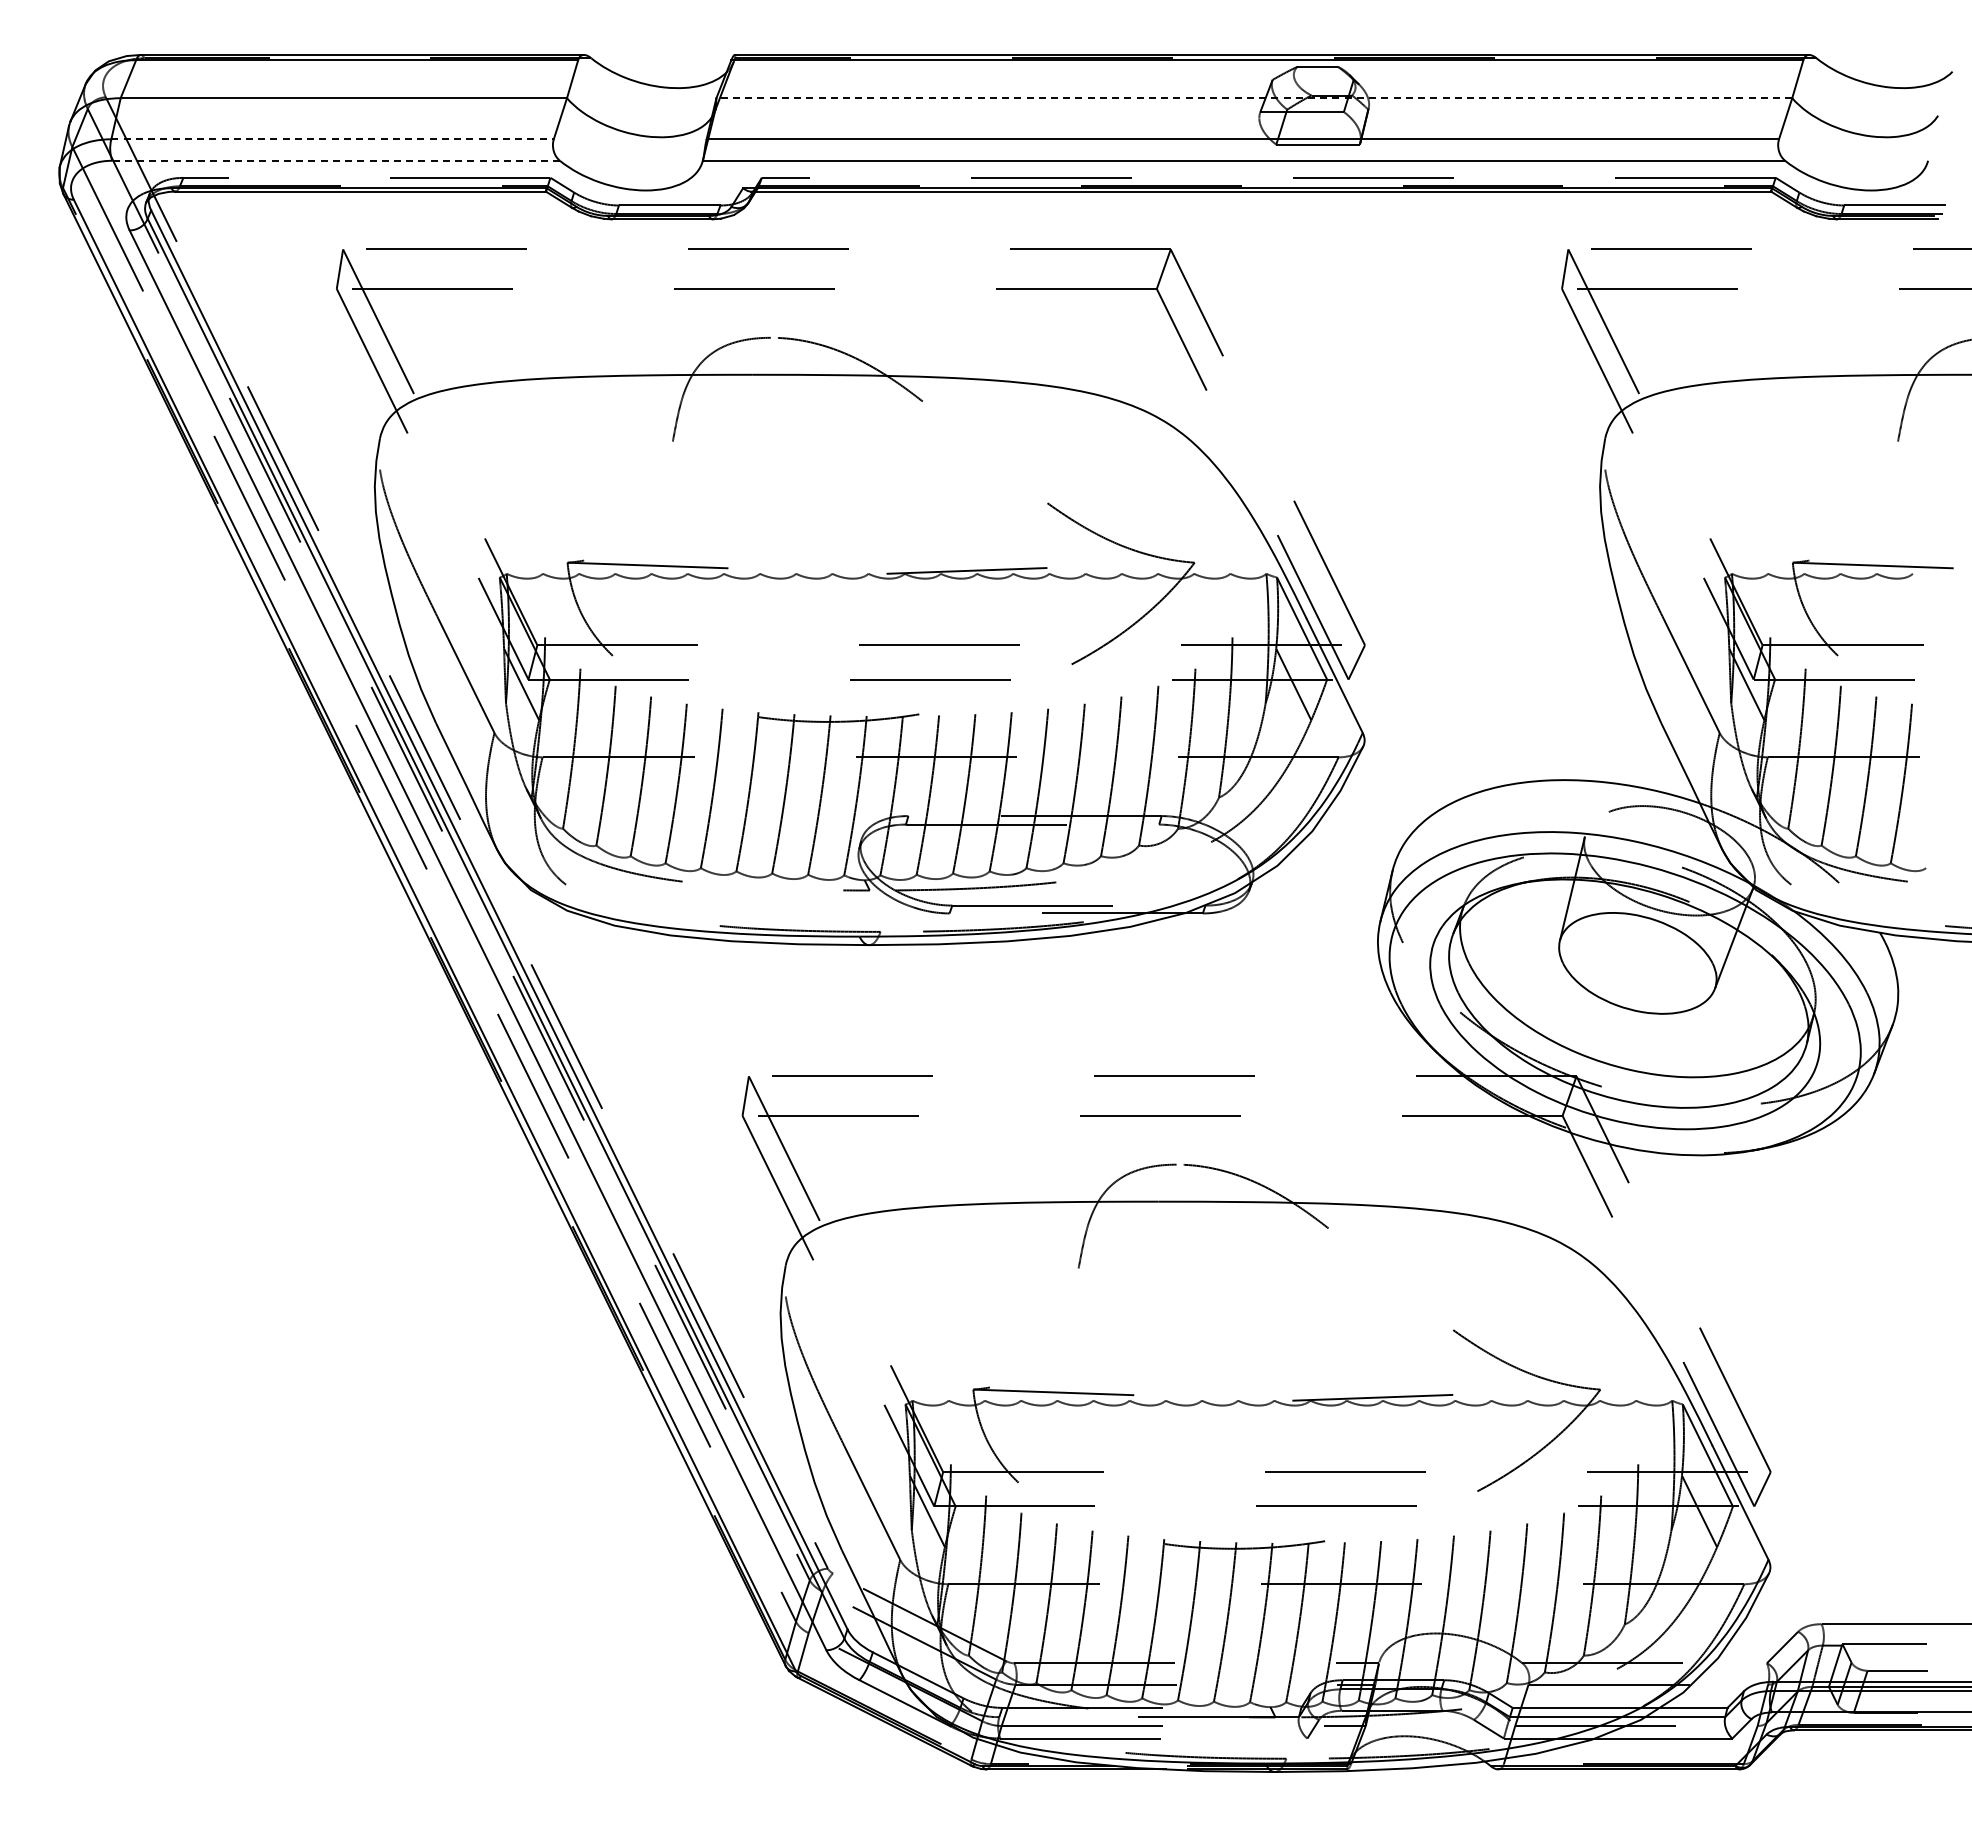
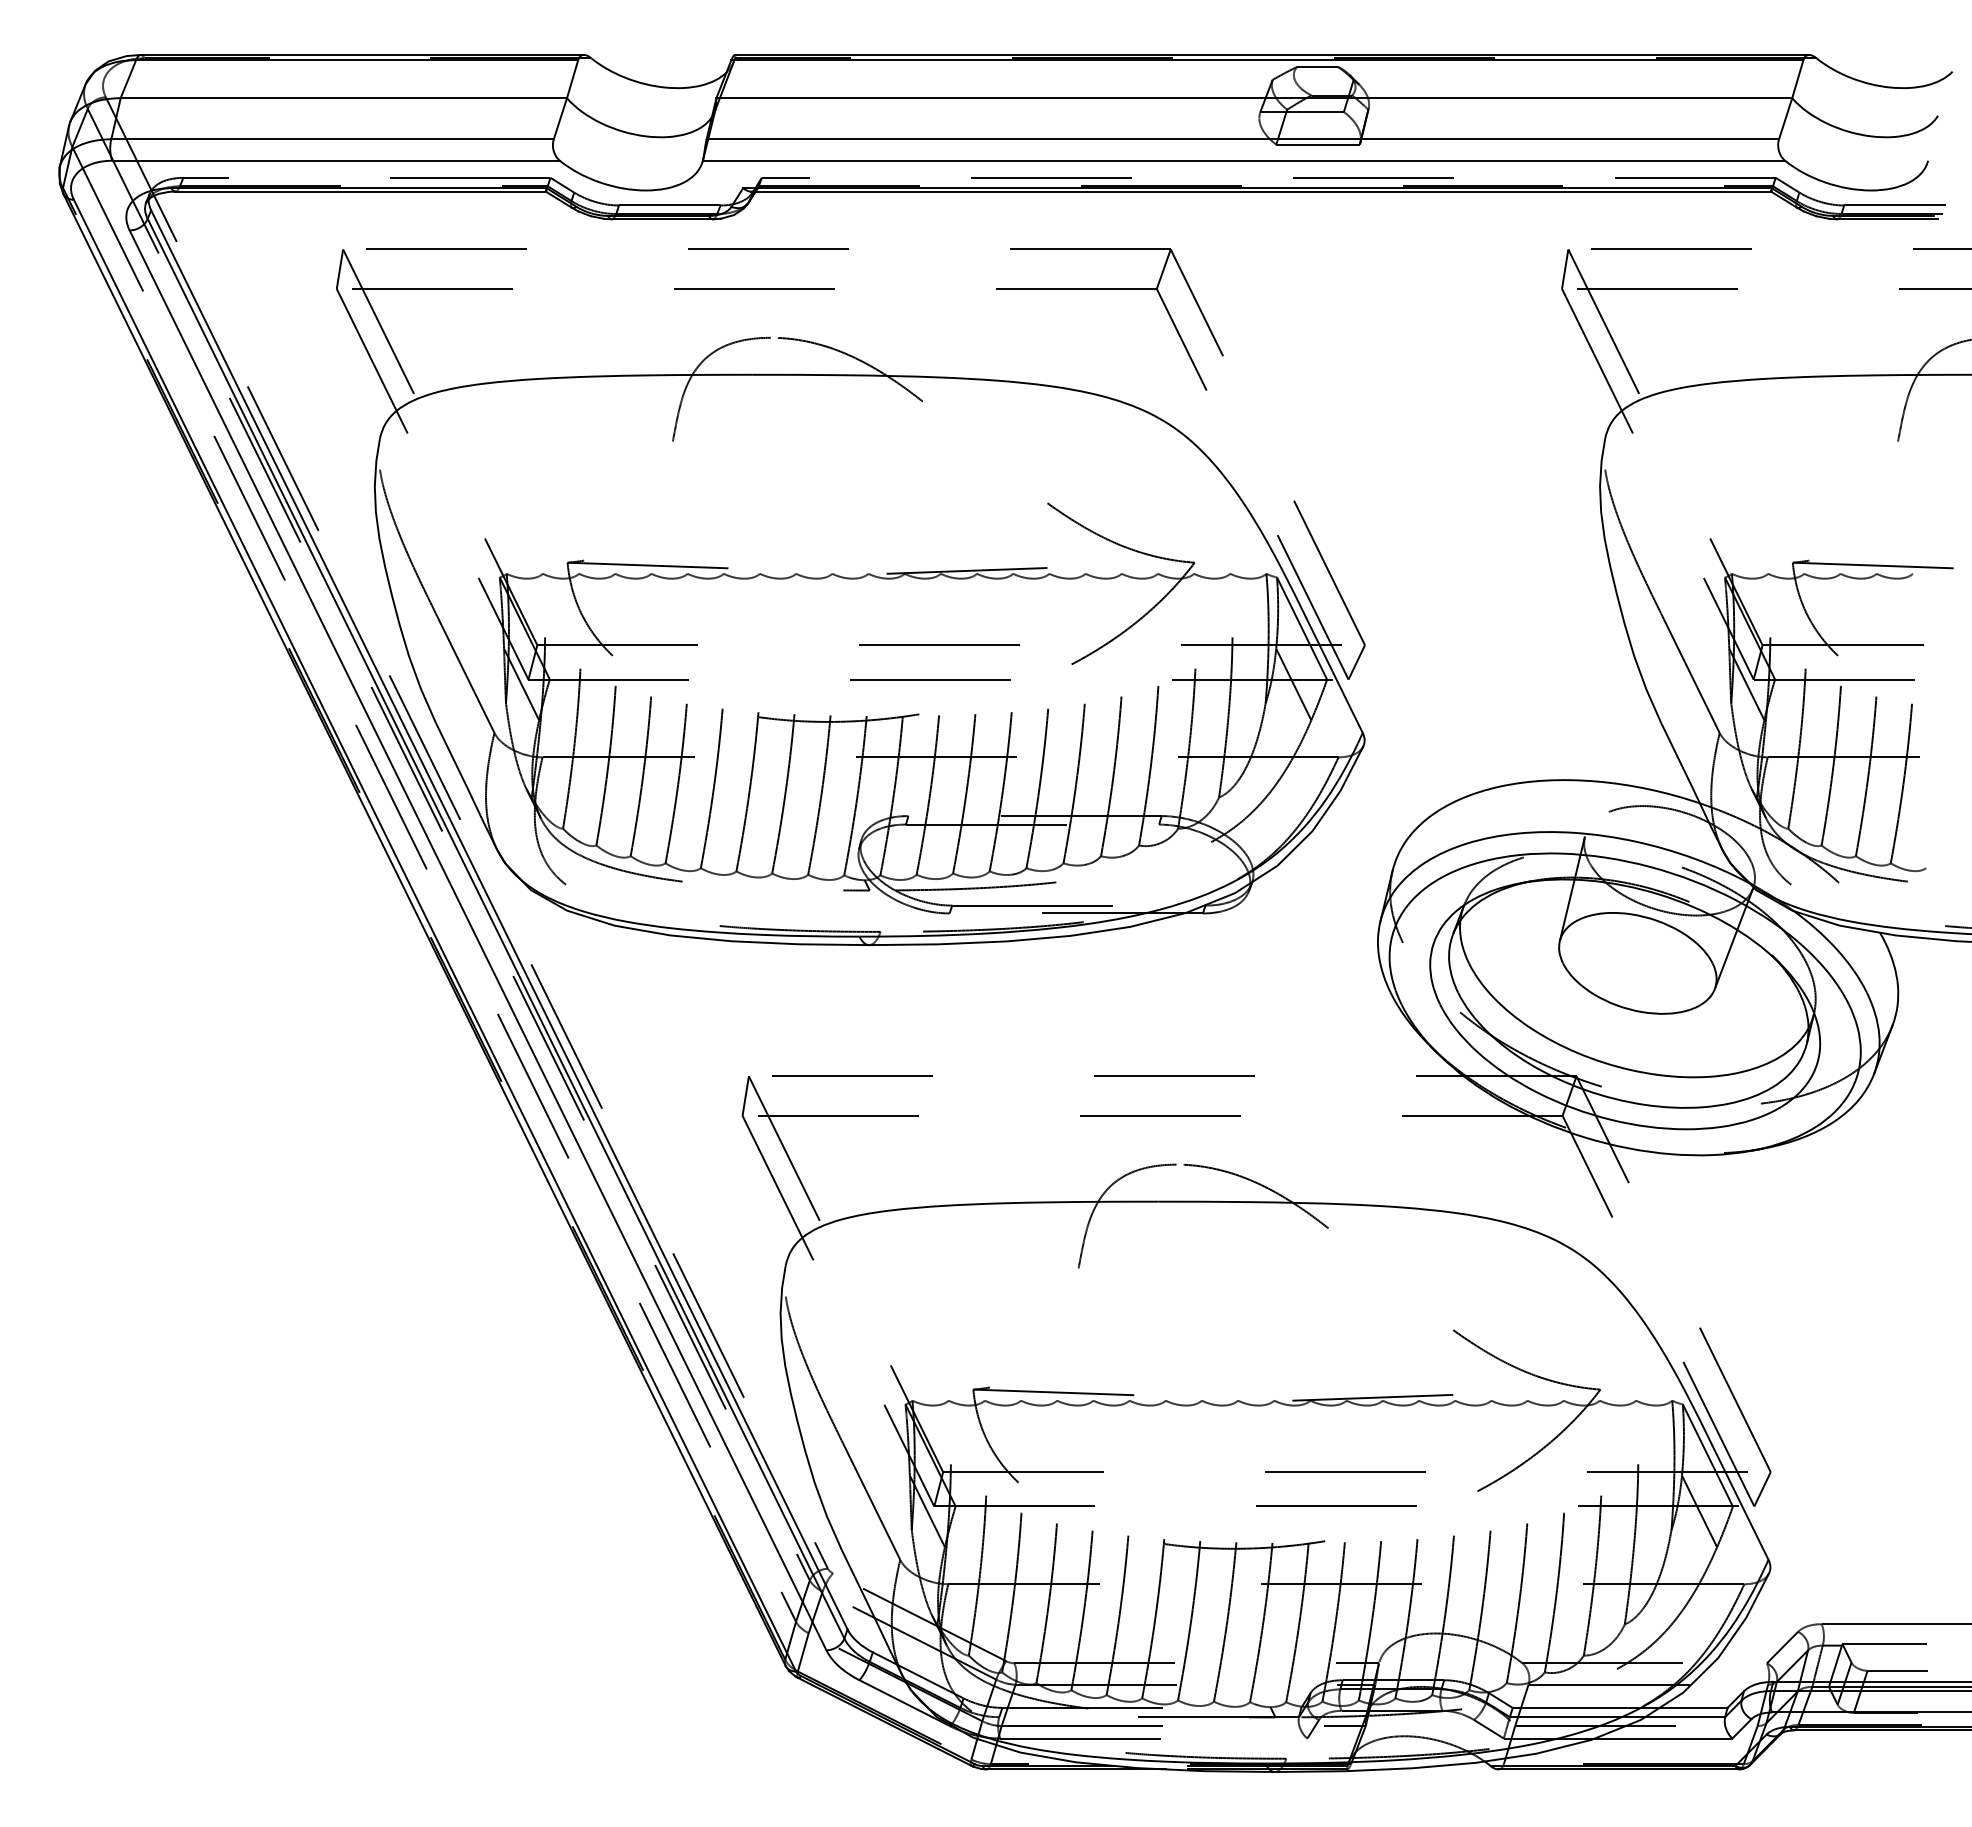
line: dashed -> solid (1254, 98)
line: dashed -> solid (333, 139)
line: dashed -> solid (336, 160)
